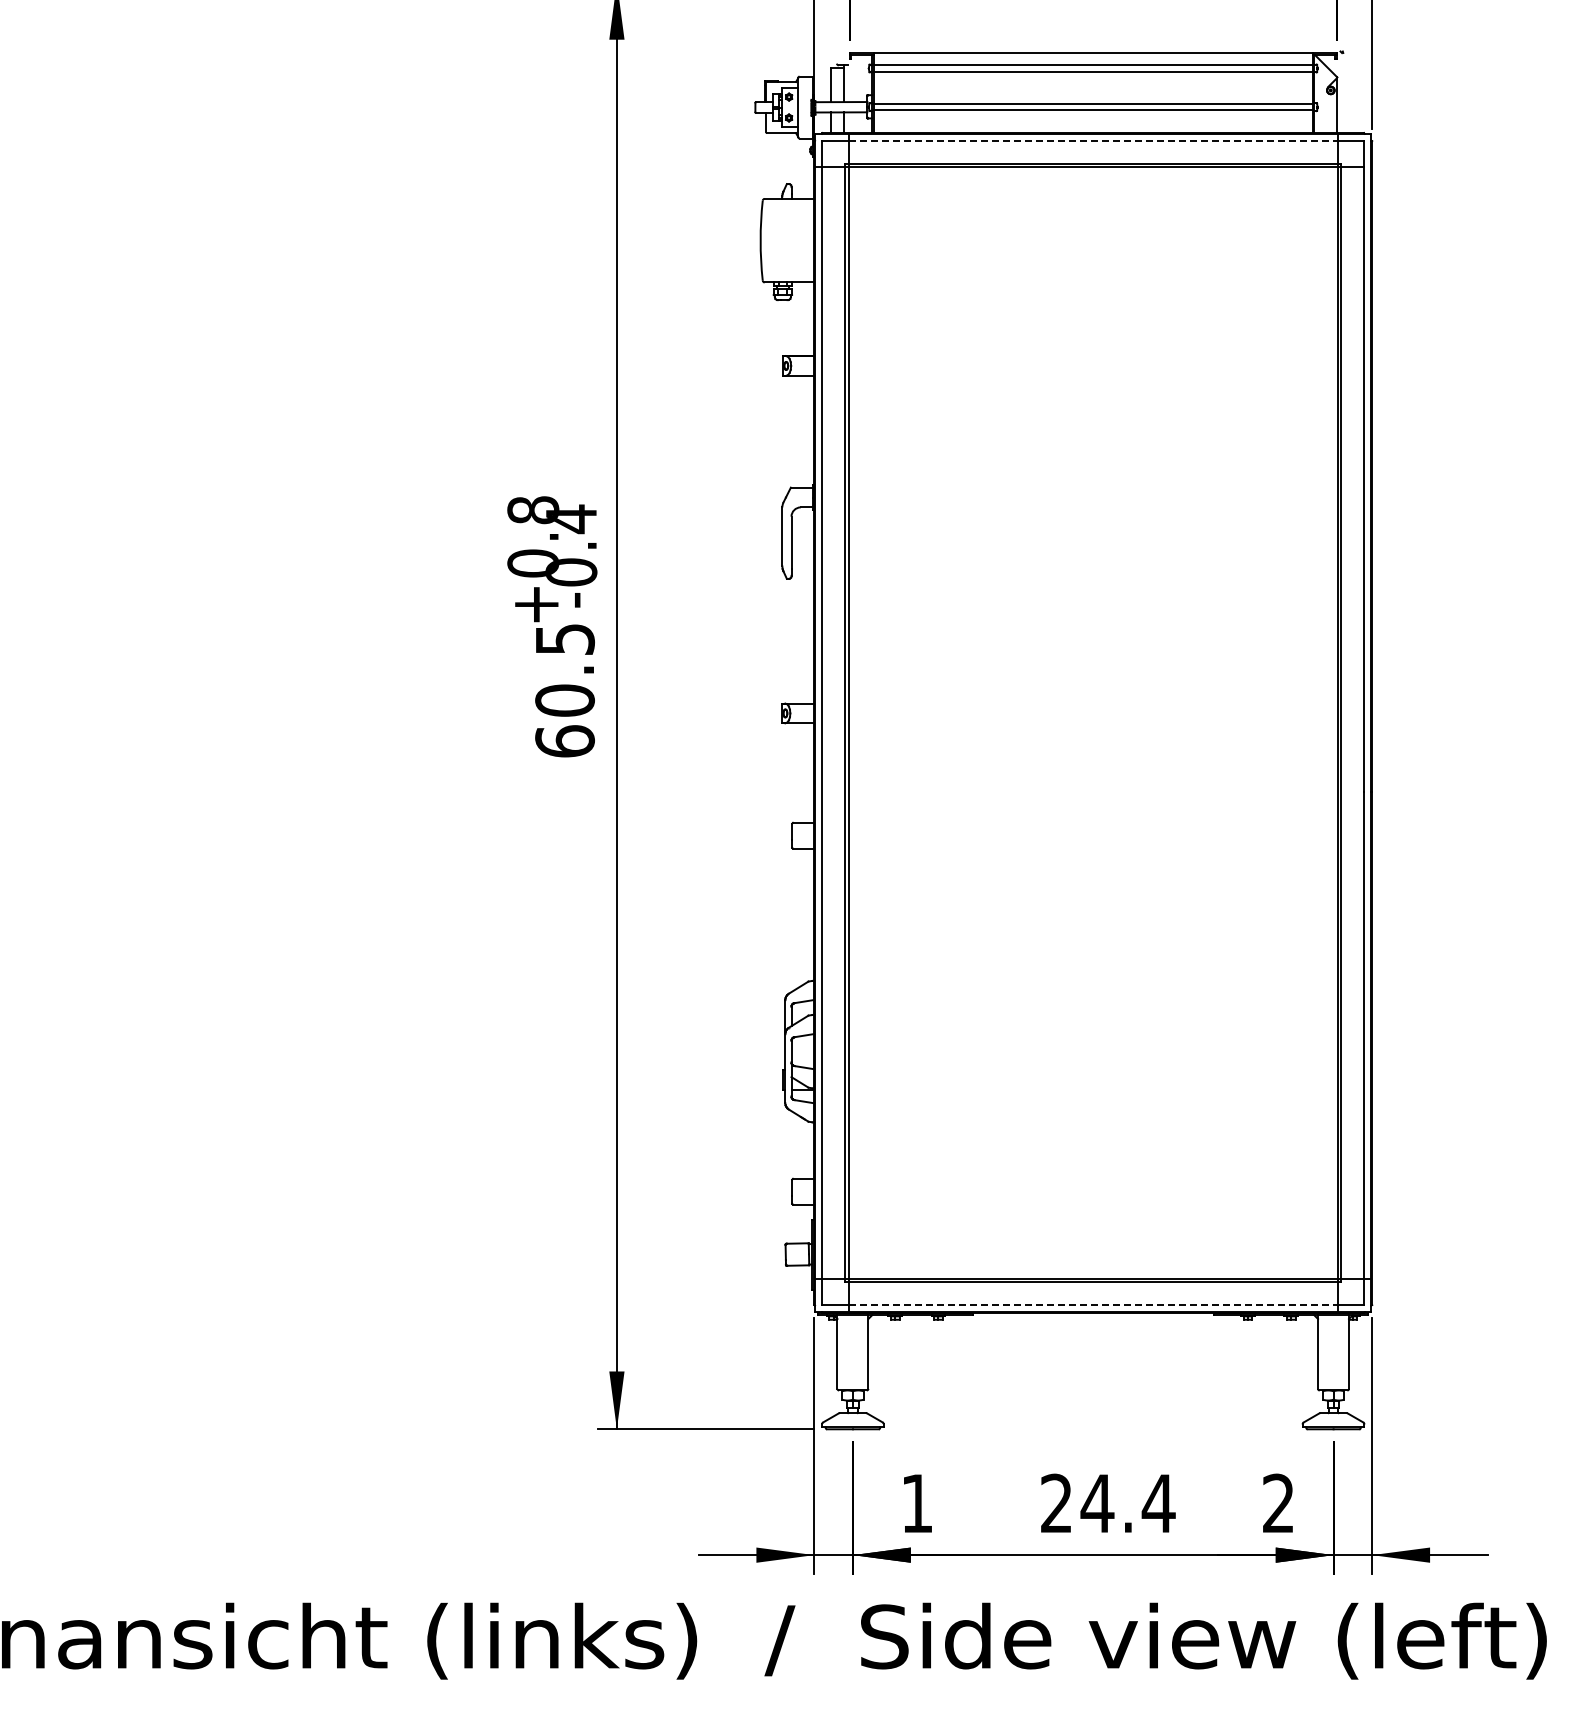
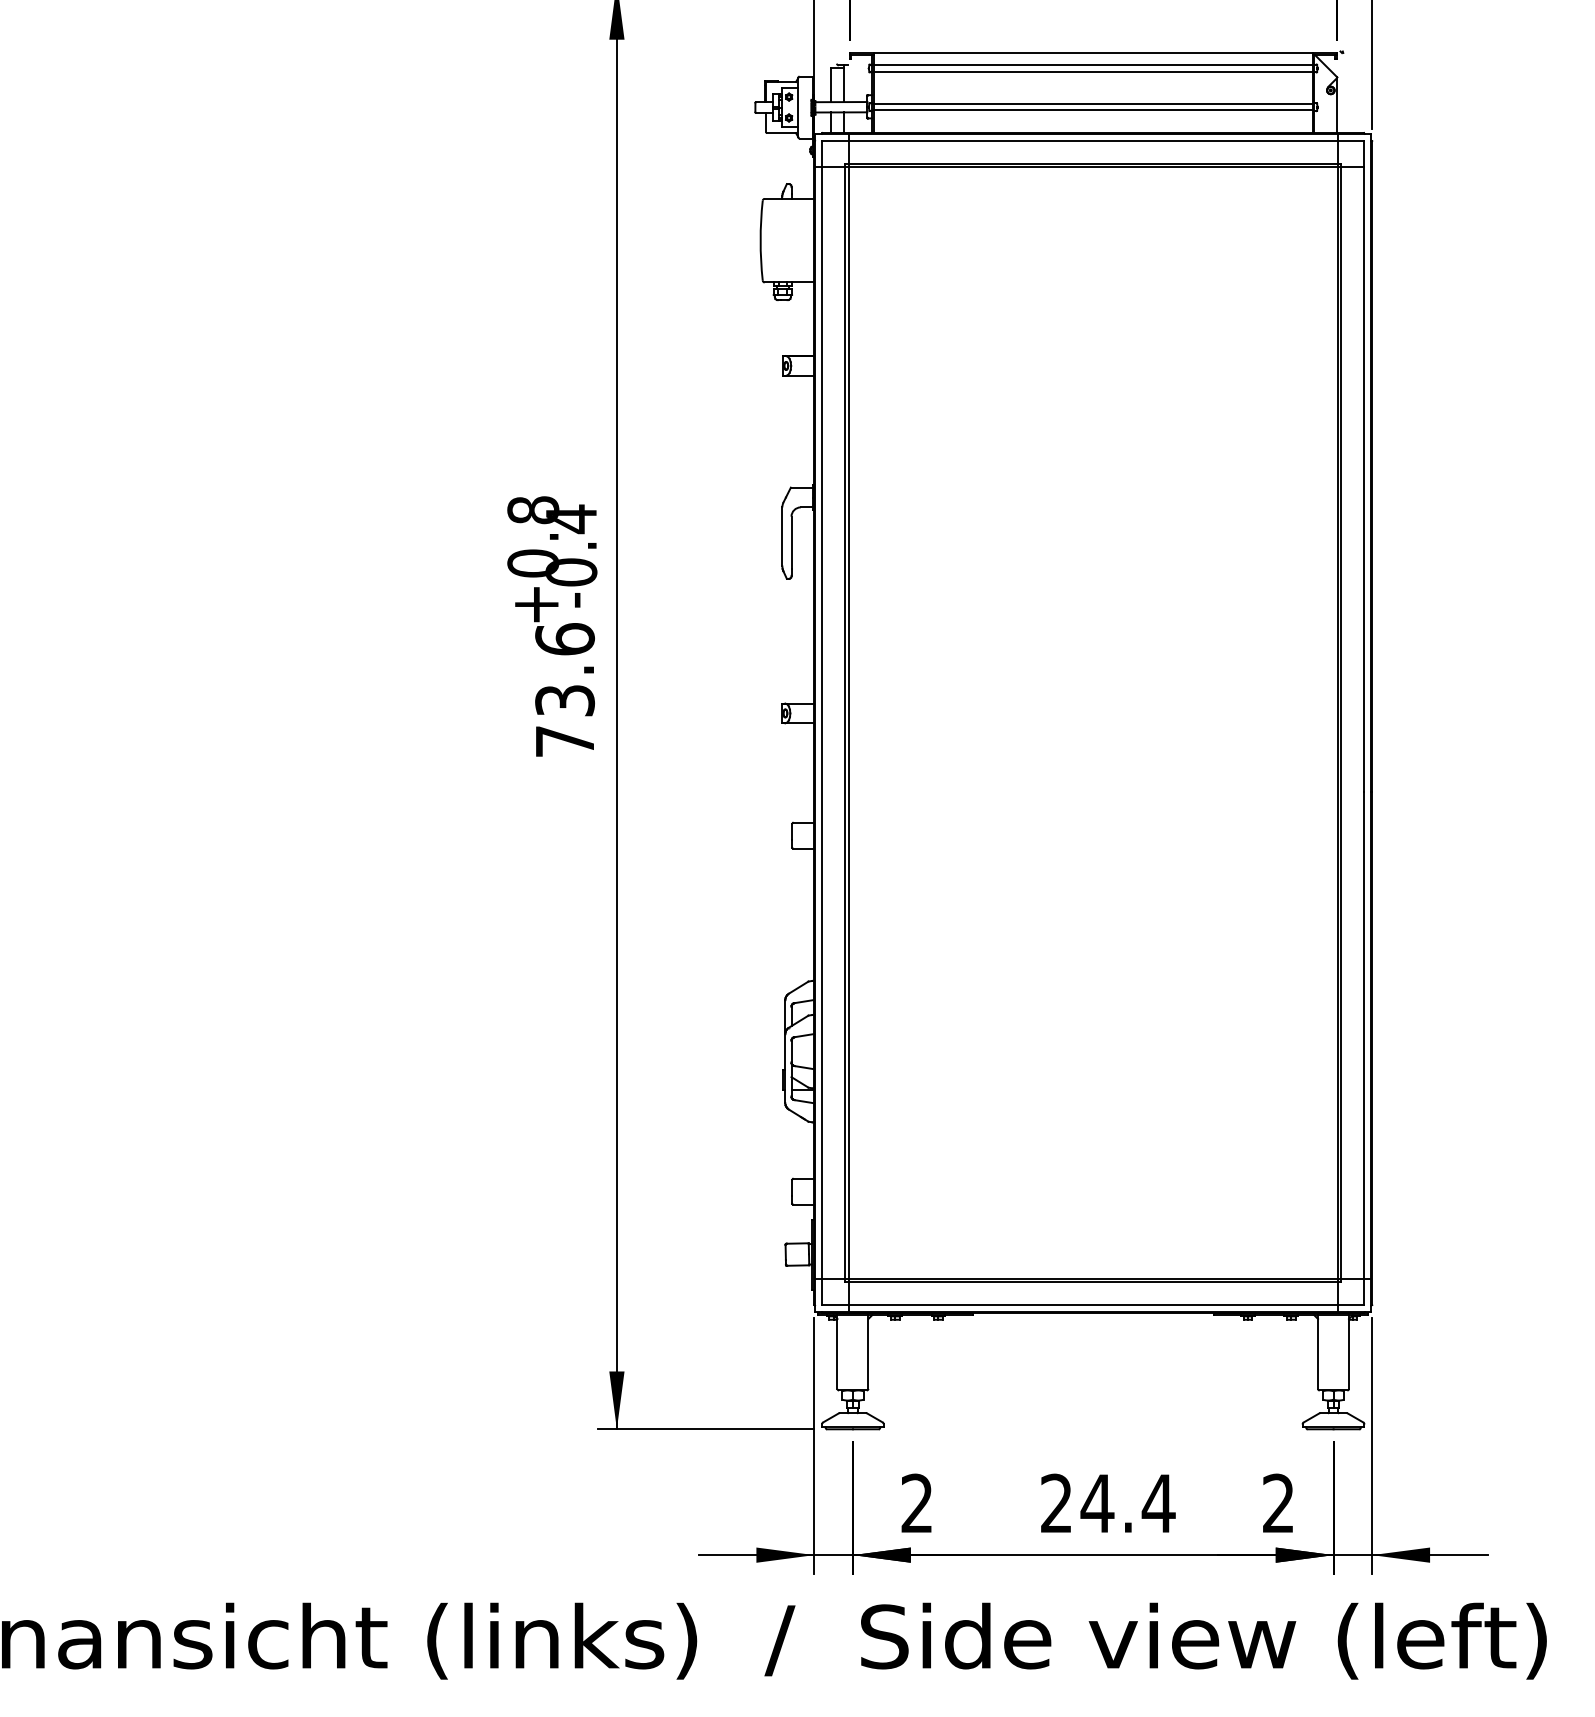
line: dashed -> solid (1093, 141)
text: 60.5 -> 73.6 (564, 690)
line: dashed -> solid (1093, 1305)
text: 1 -> 2 (916, 1502)
